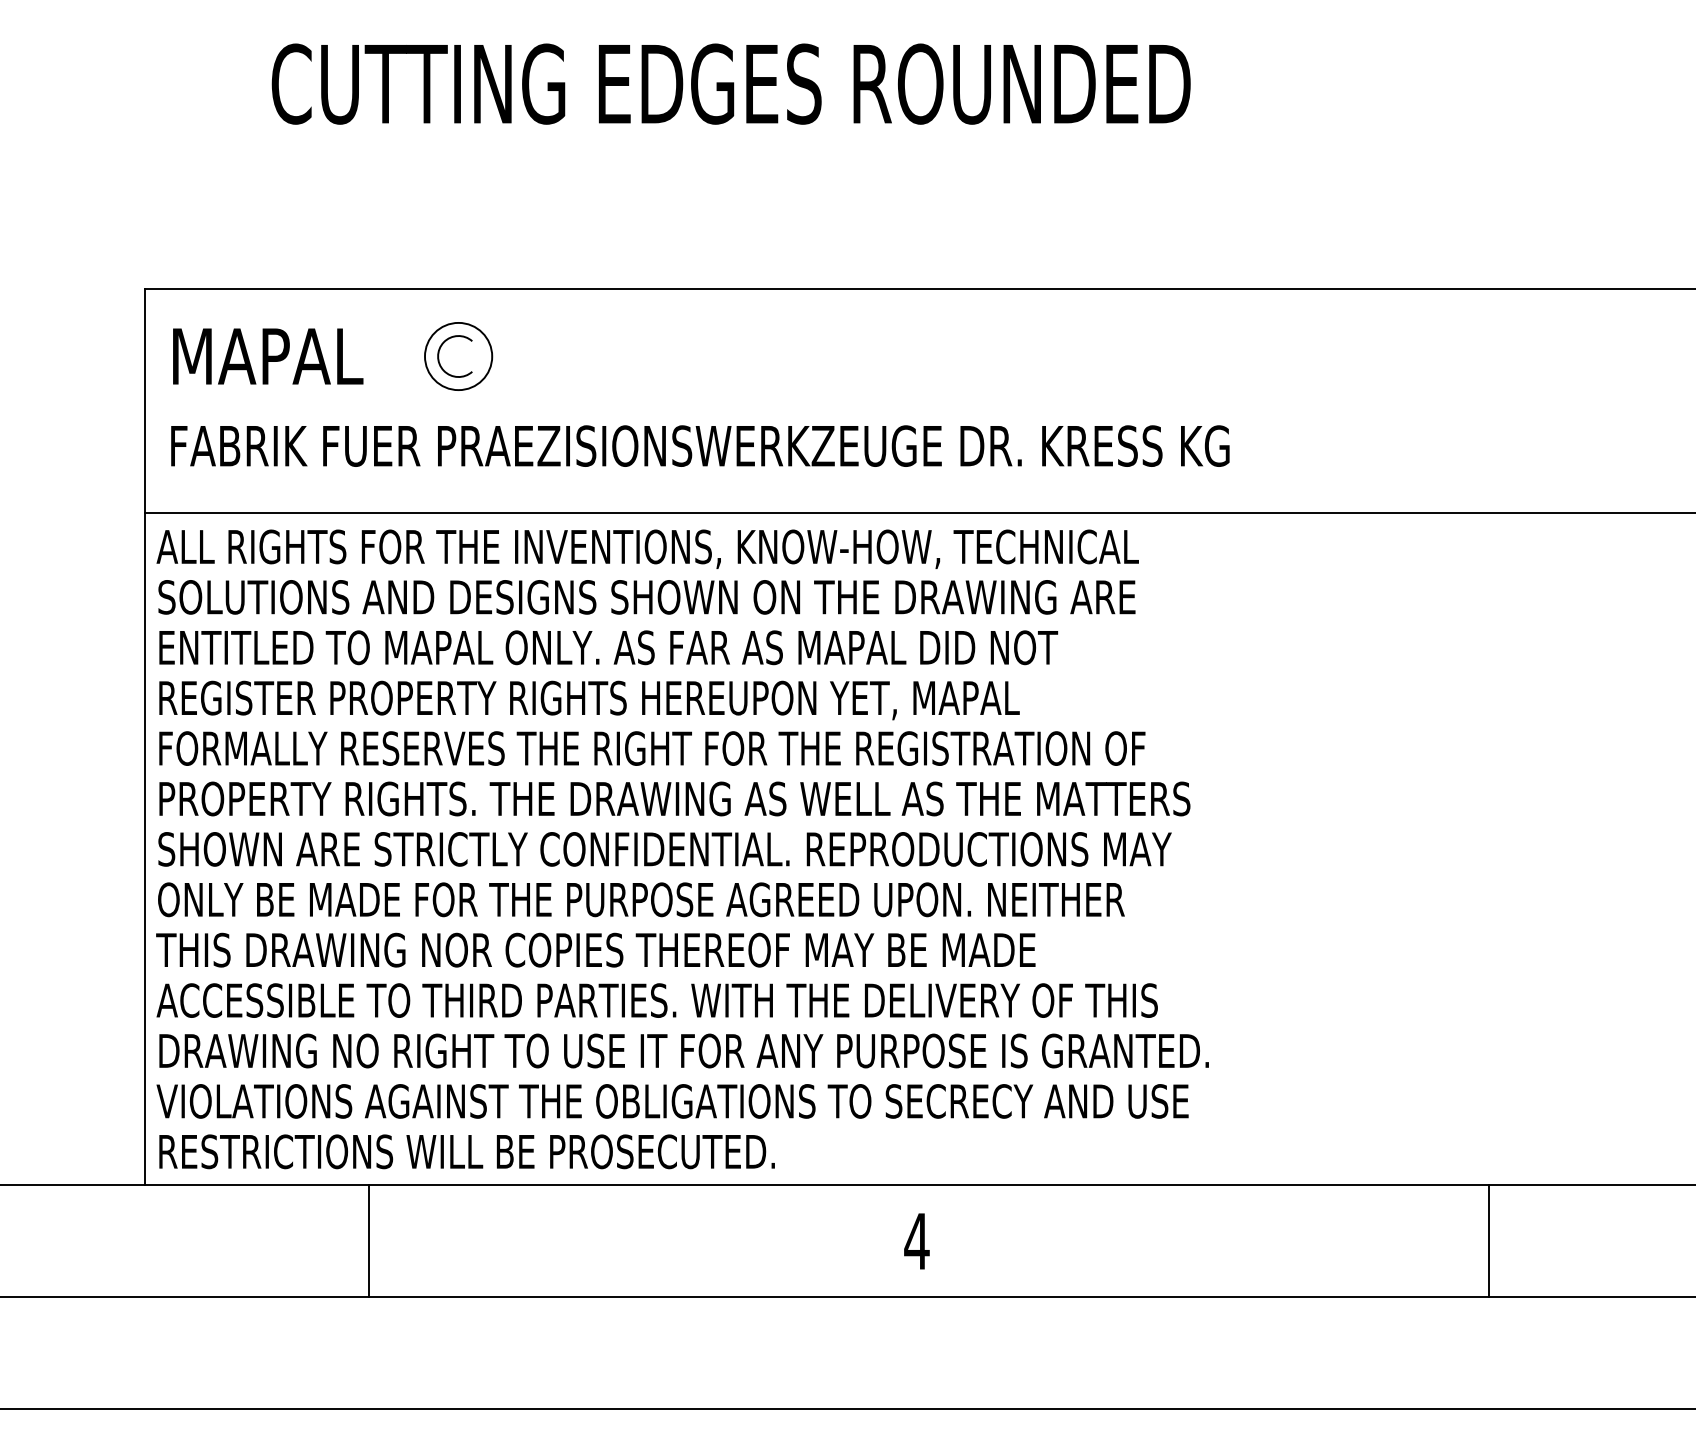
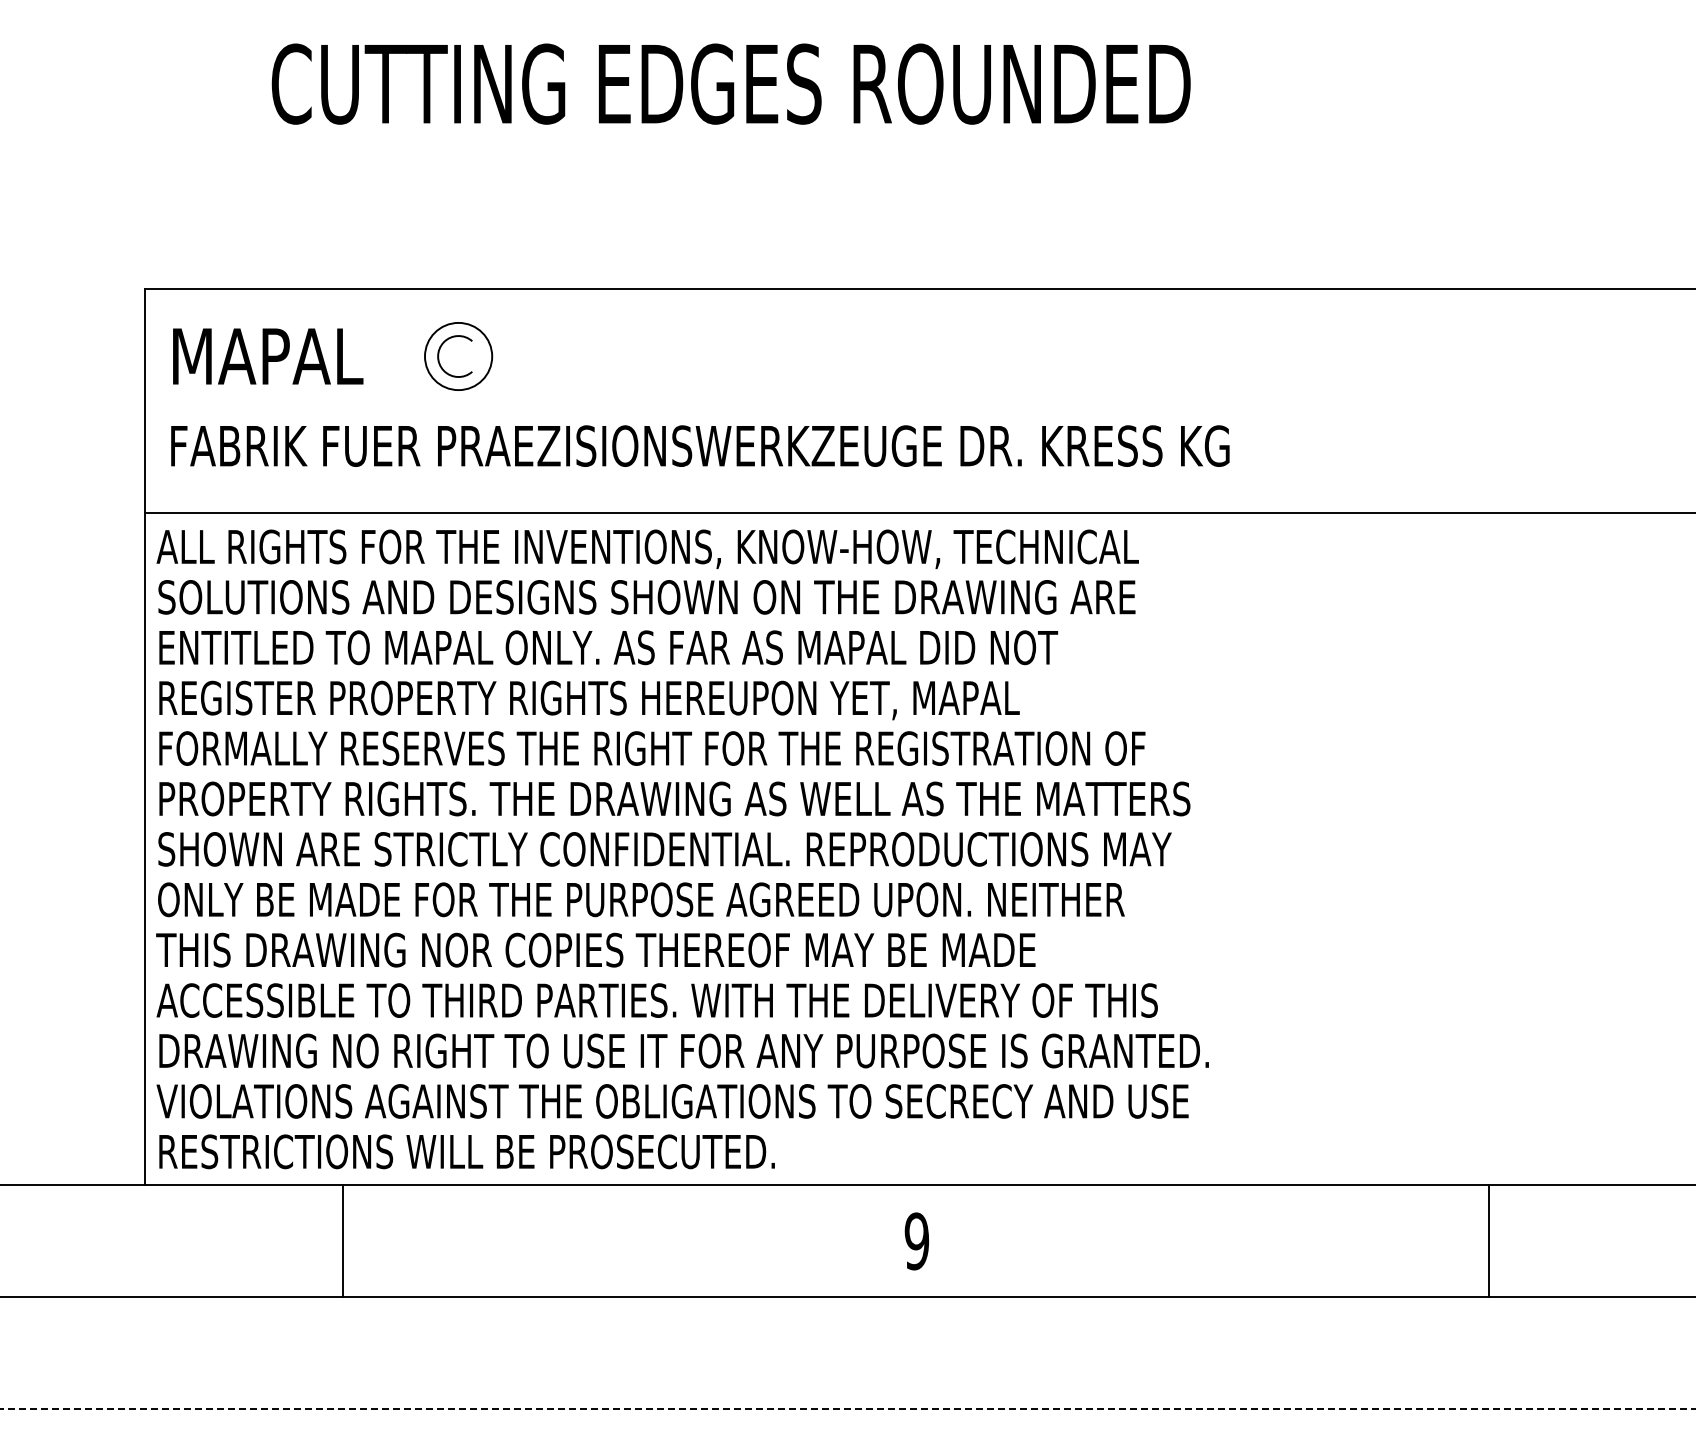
line position: (368, 1241) -> (342, 1241) (342, 1241)
text: 4 -> 9 (916, 1241)
line: solid -> dashed (848, 1409)
